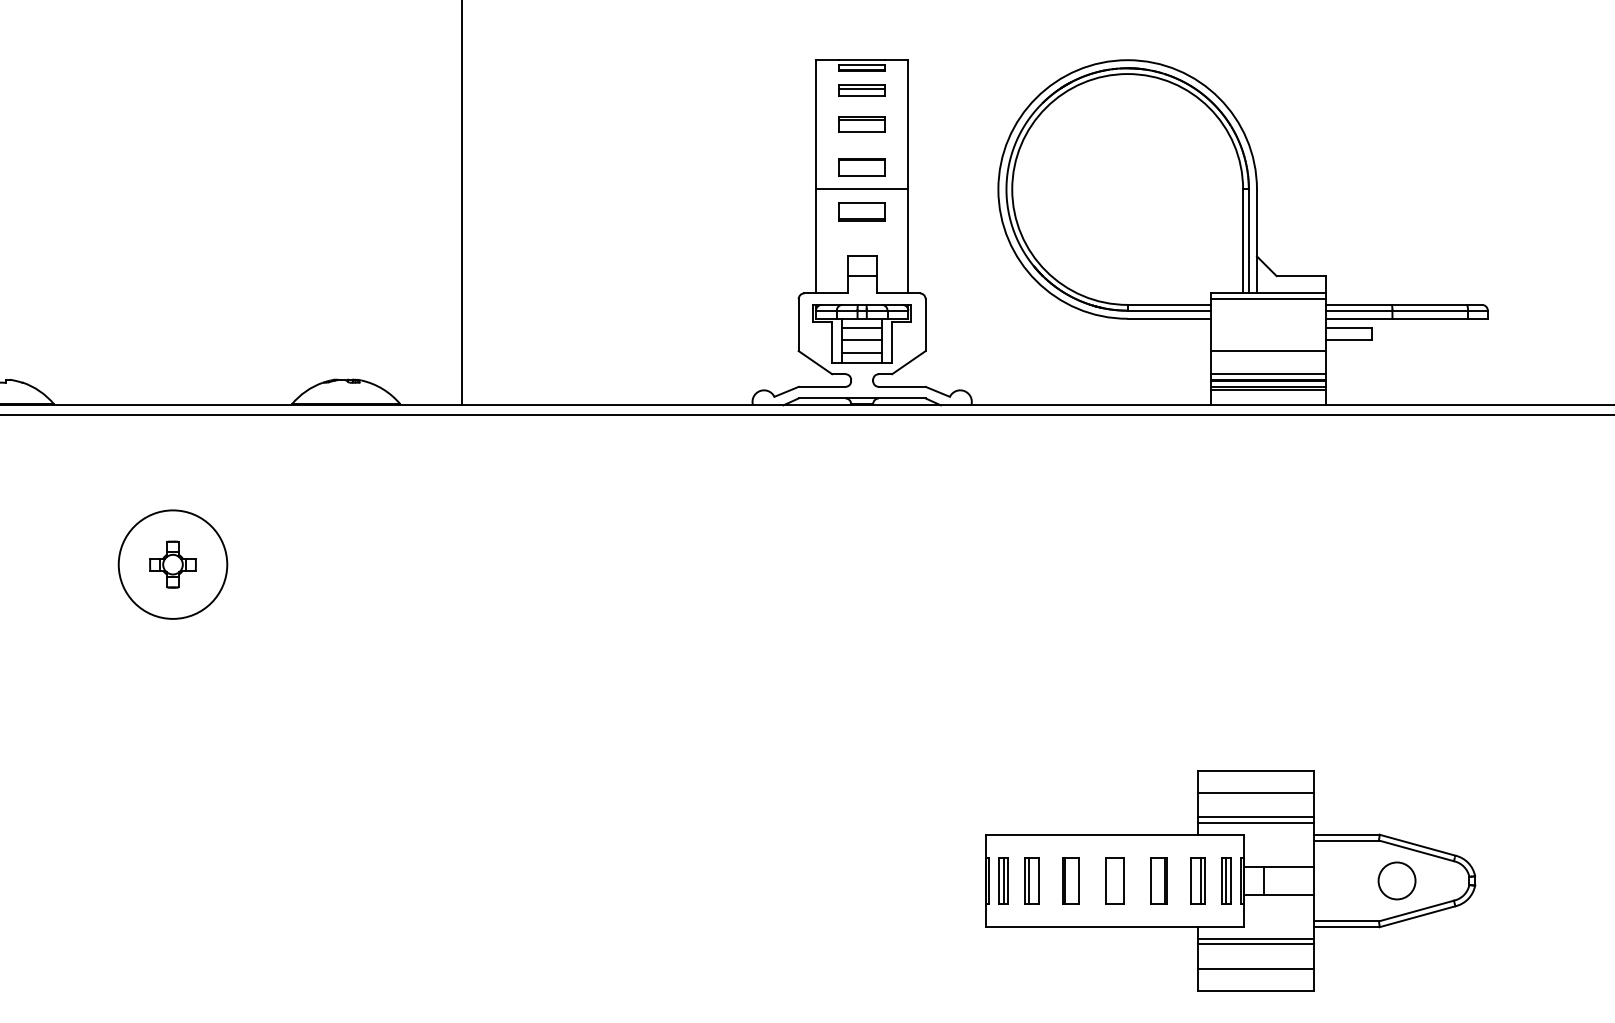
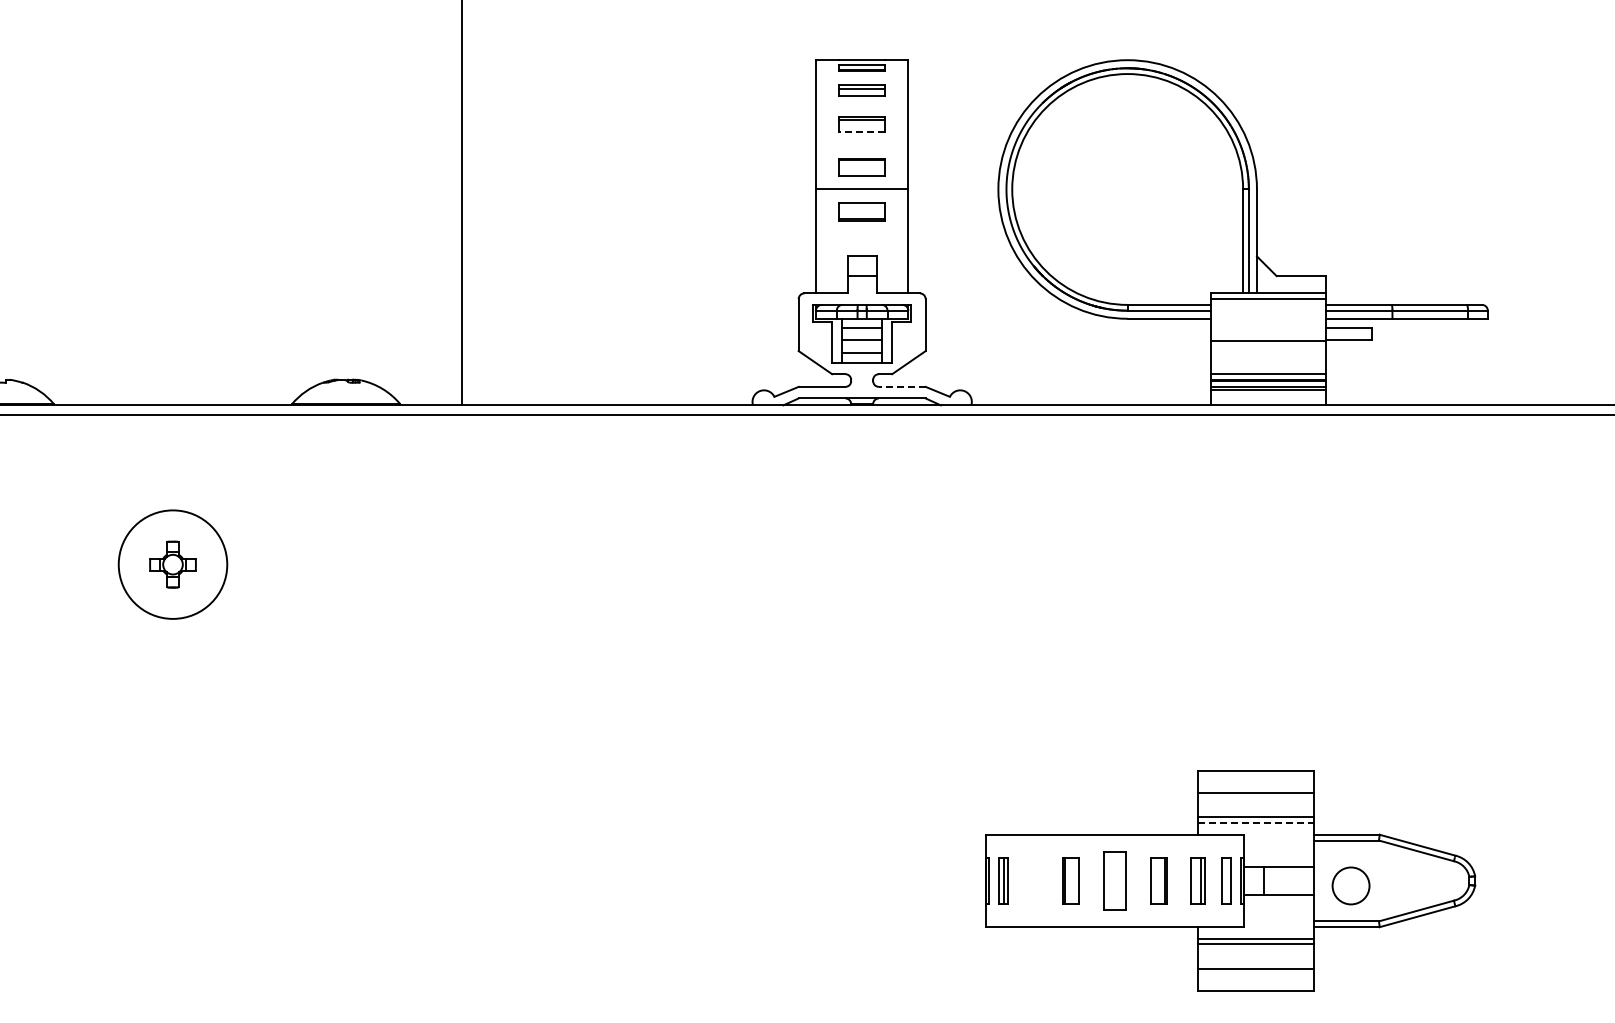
line: solid -> dashed (861, 132)
line position: (1268, 351) -> (1268, 341) (1268, 341)
line: solid -> dashed (901, 386)
line: solid -> dashed (1255, 823)
part: present -> none (1031, 880)
part size: 20x48 px -> 24x60 px (1114, 880)
line: present -> none (1226, 880)
circle position: (1396, 880) -> (1350, 885) (1350, 885)
